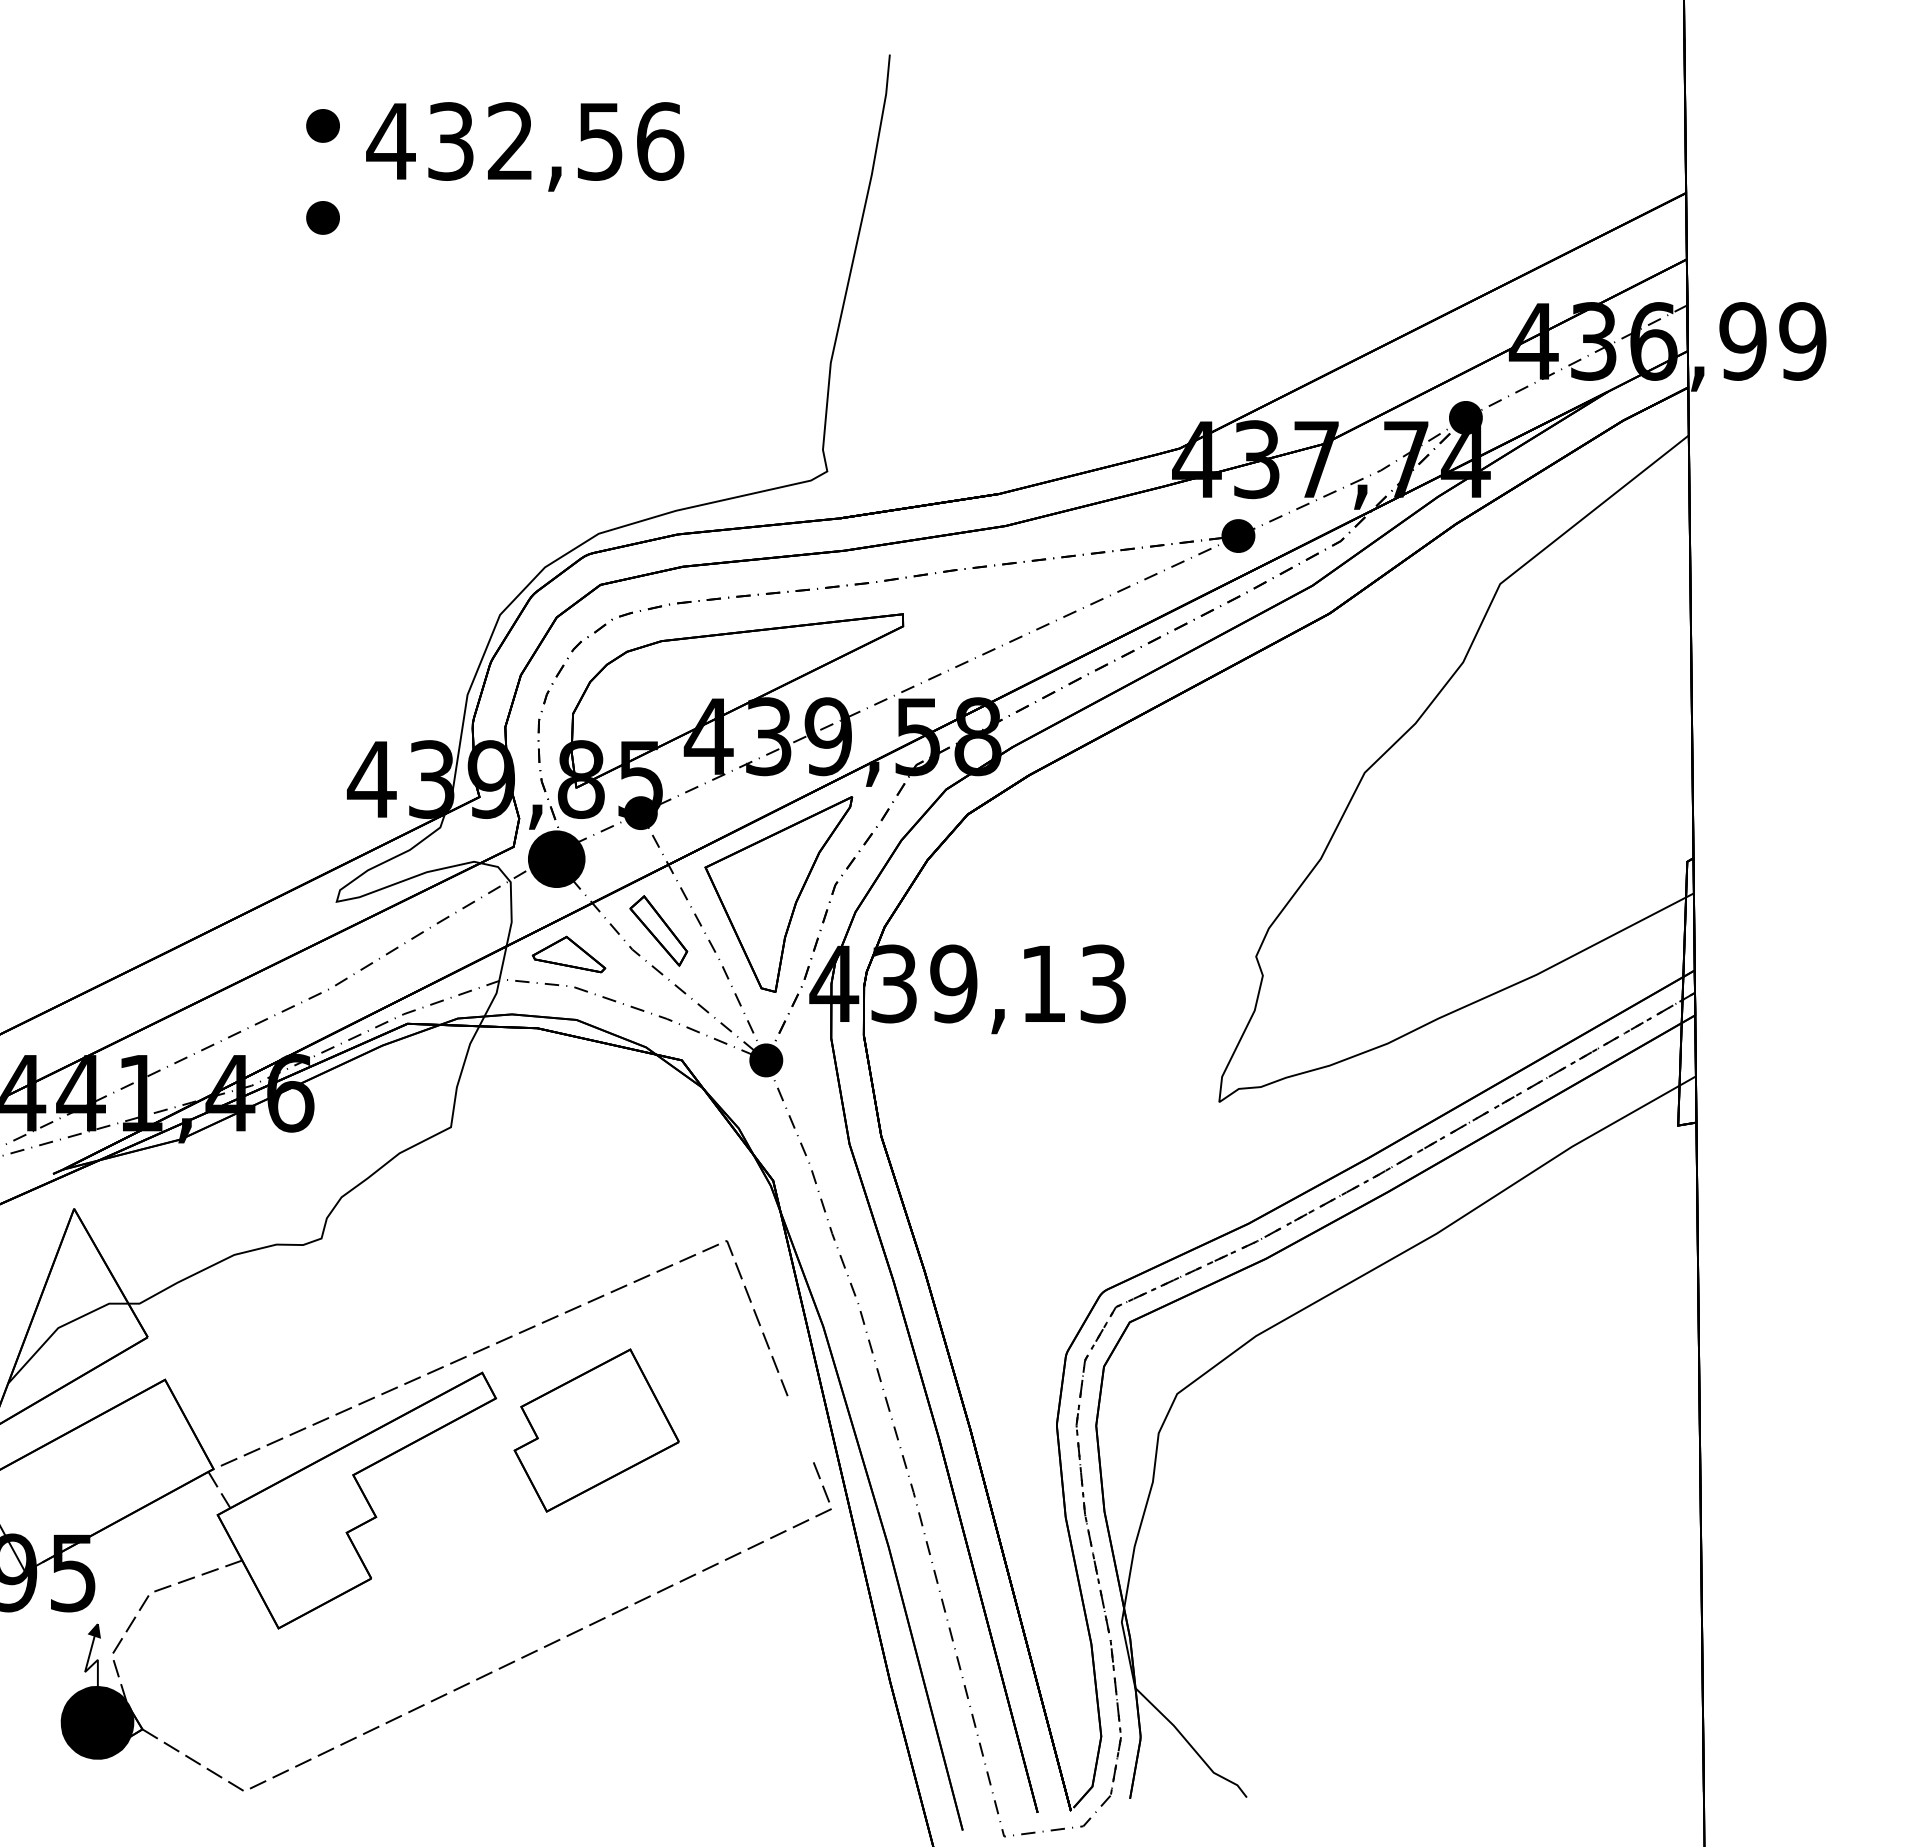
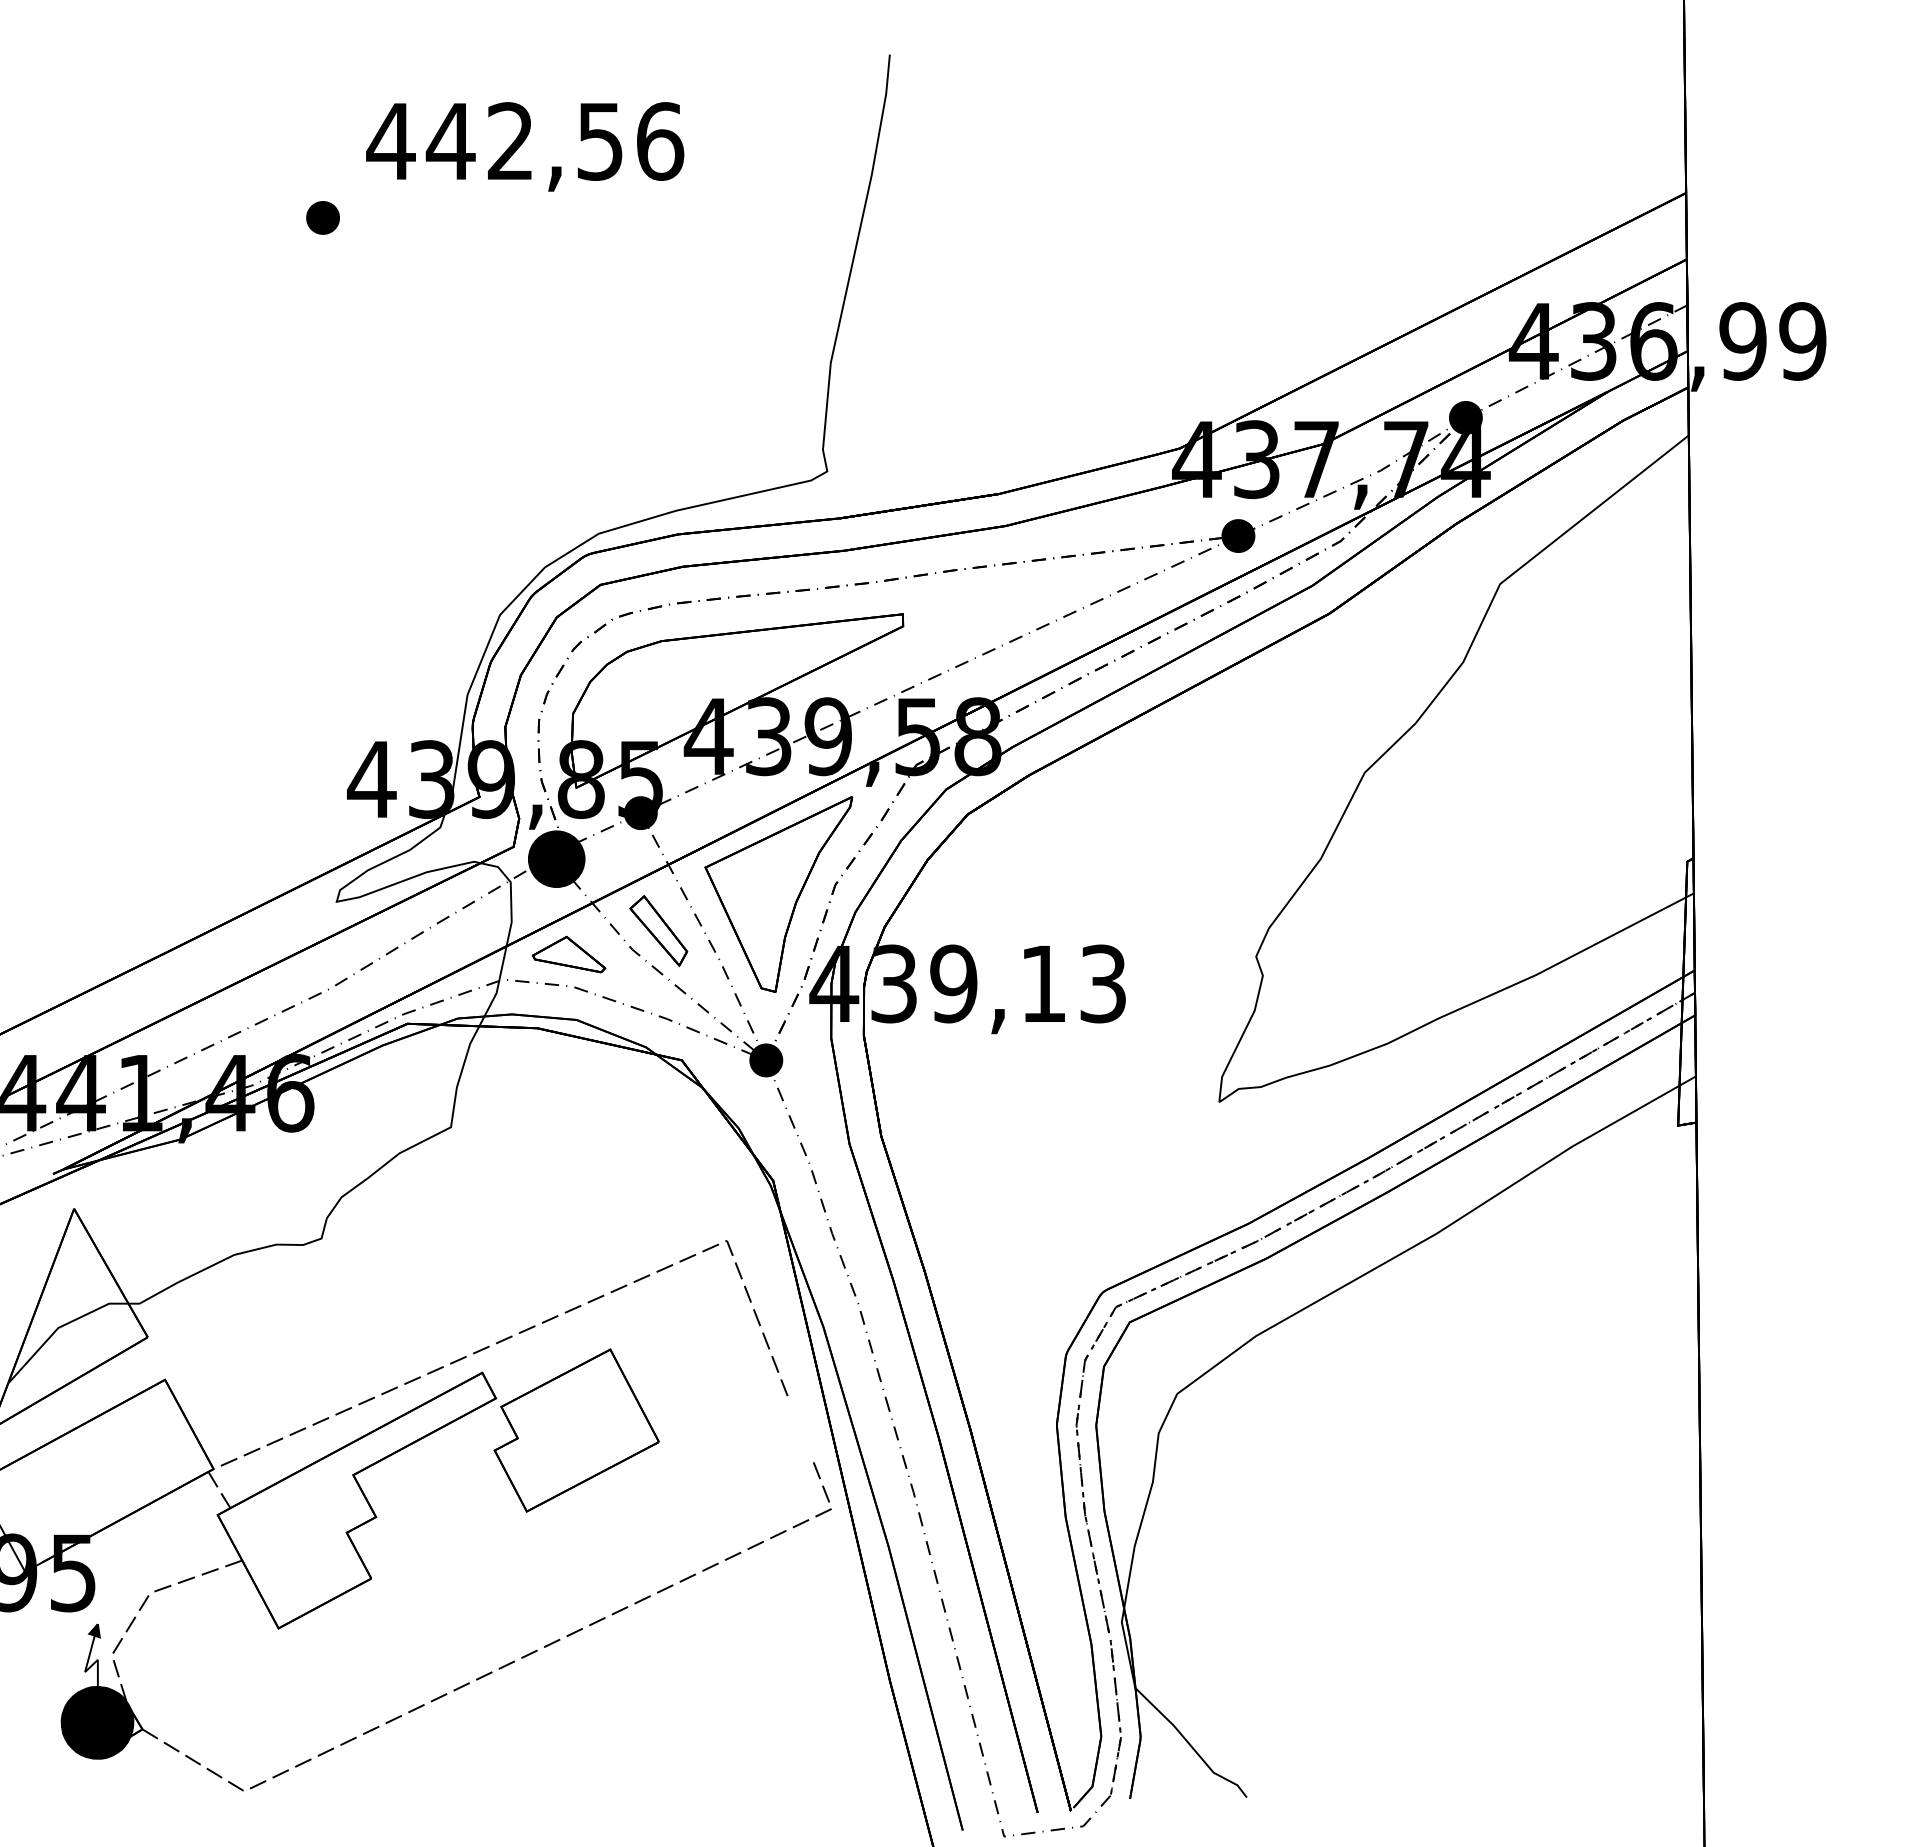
part: present -> none (322, 125)
text: 432,56 -> 442,56 (450, 141)
part position: (596, 1430) -> (576, 1430) (576, 1430)
